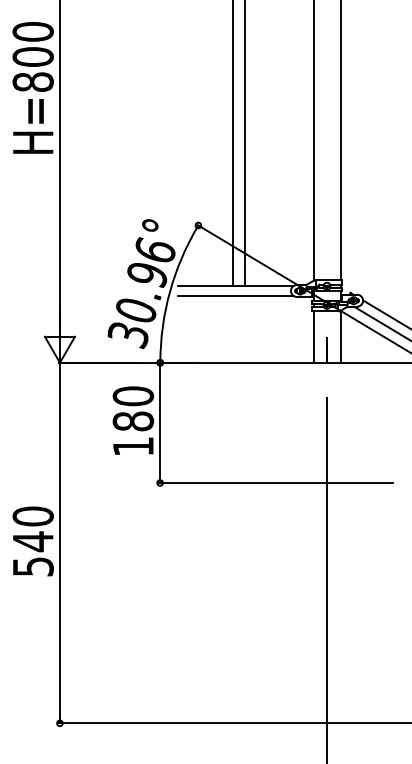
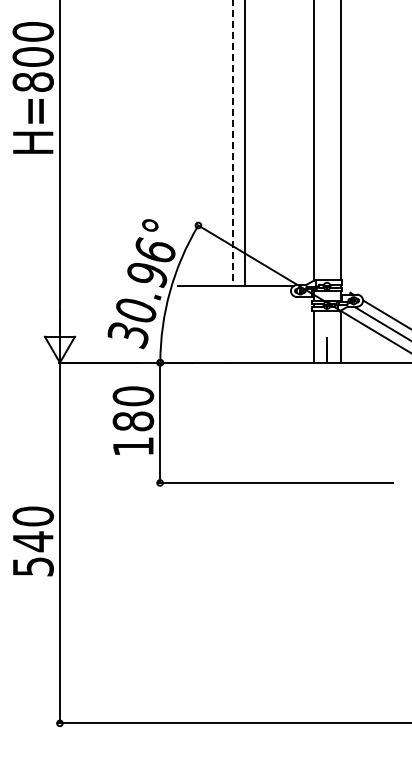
line: solid -> dashed (233, 143)
line: present -> none (235, 296)
line: present -> none (327, 578)
